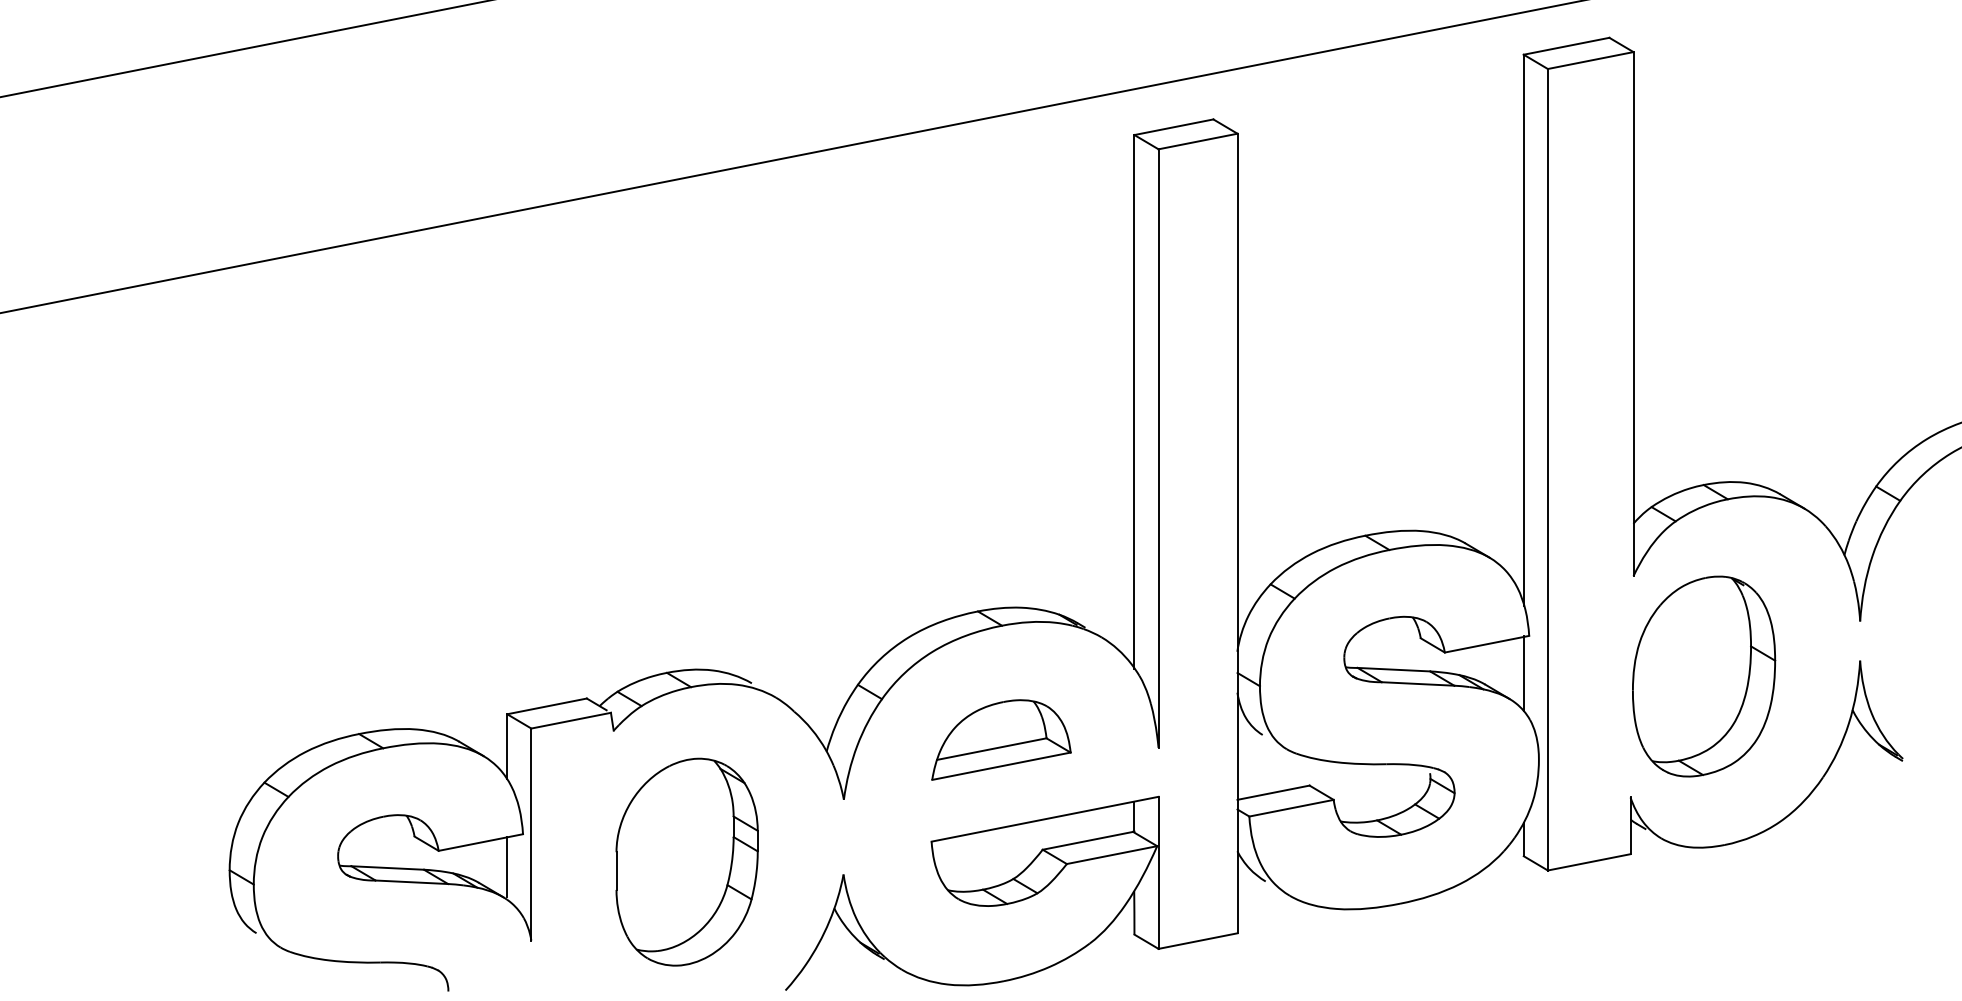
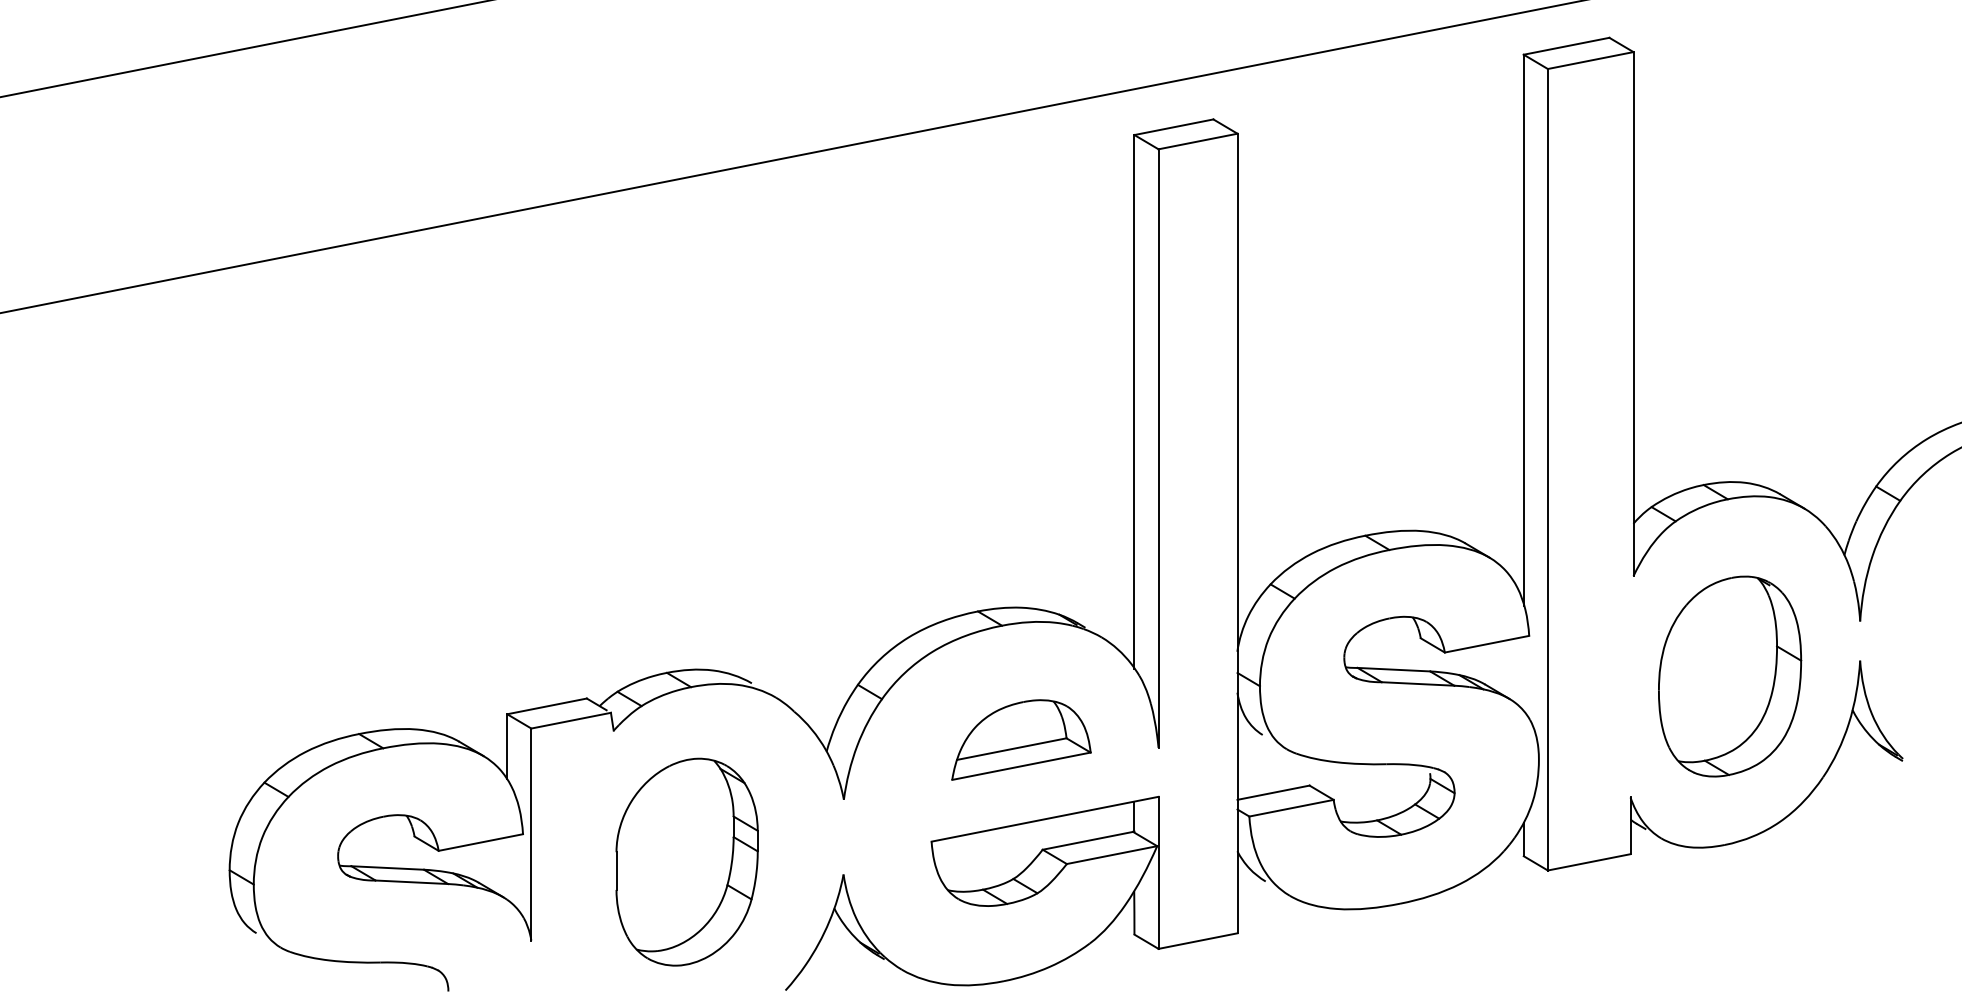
line: present -> none (1523, 673)
part position: (1704, 676) -> (1730, 676) (1730, 676)
part position: (1001, 739) -> (1021, 739) (1021, 739)
line: present -> none (507, 867)
